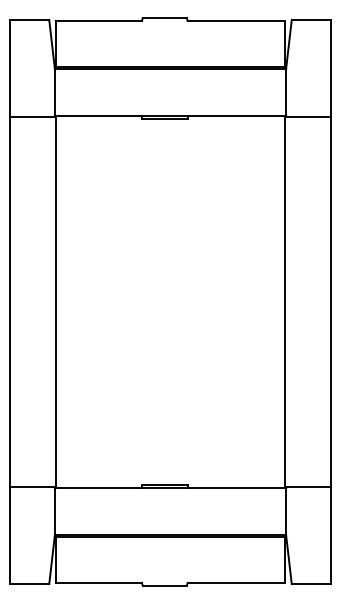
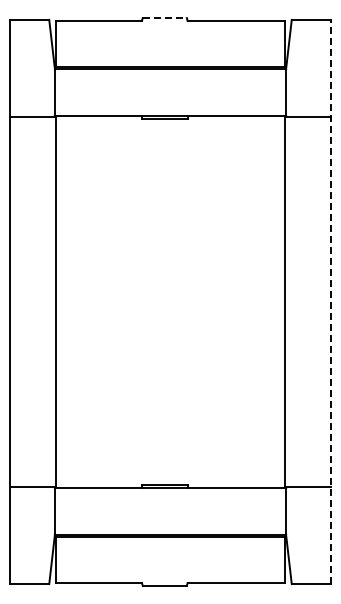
line: solid -> dashed (165, 18)
line: solid -> dashed (330, 301)
